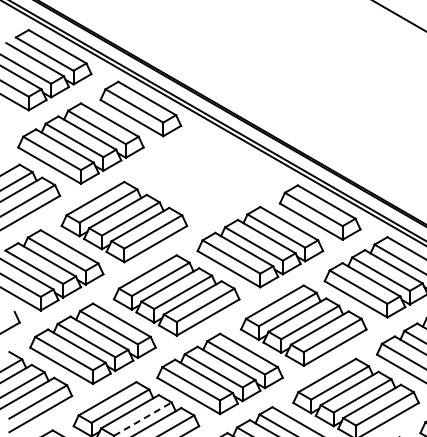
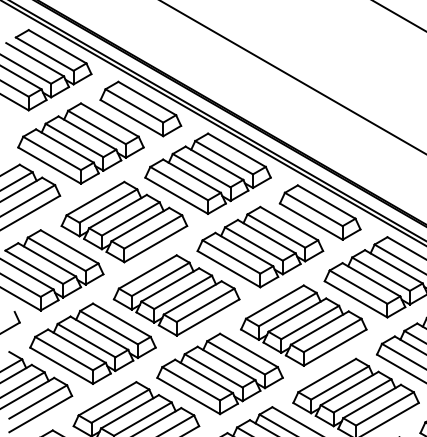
line: none -> present (292, 77)
part: none -> present (207, 173)
line: dashed -> solid (143, 418)
